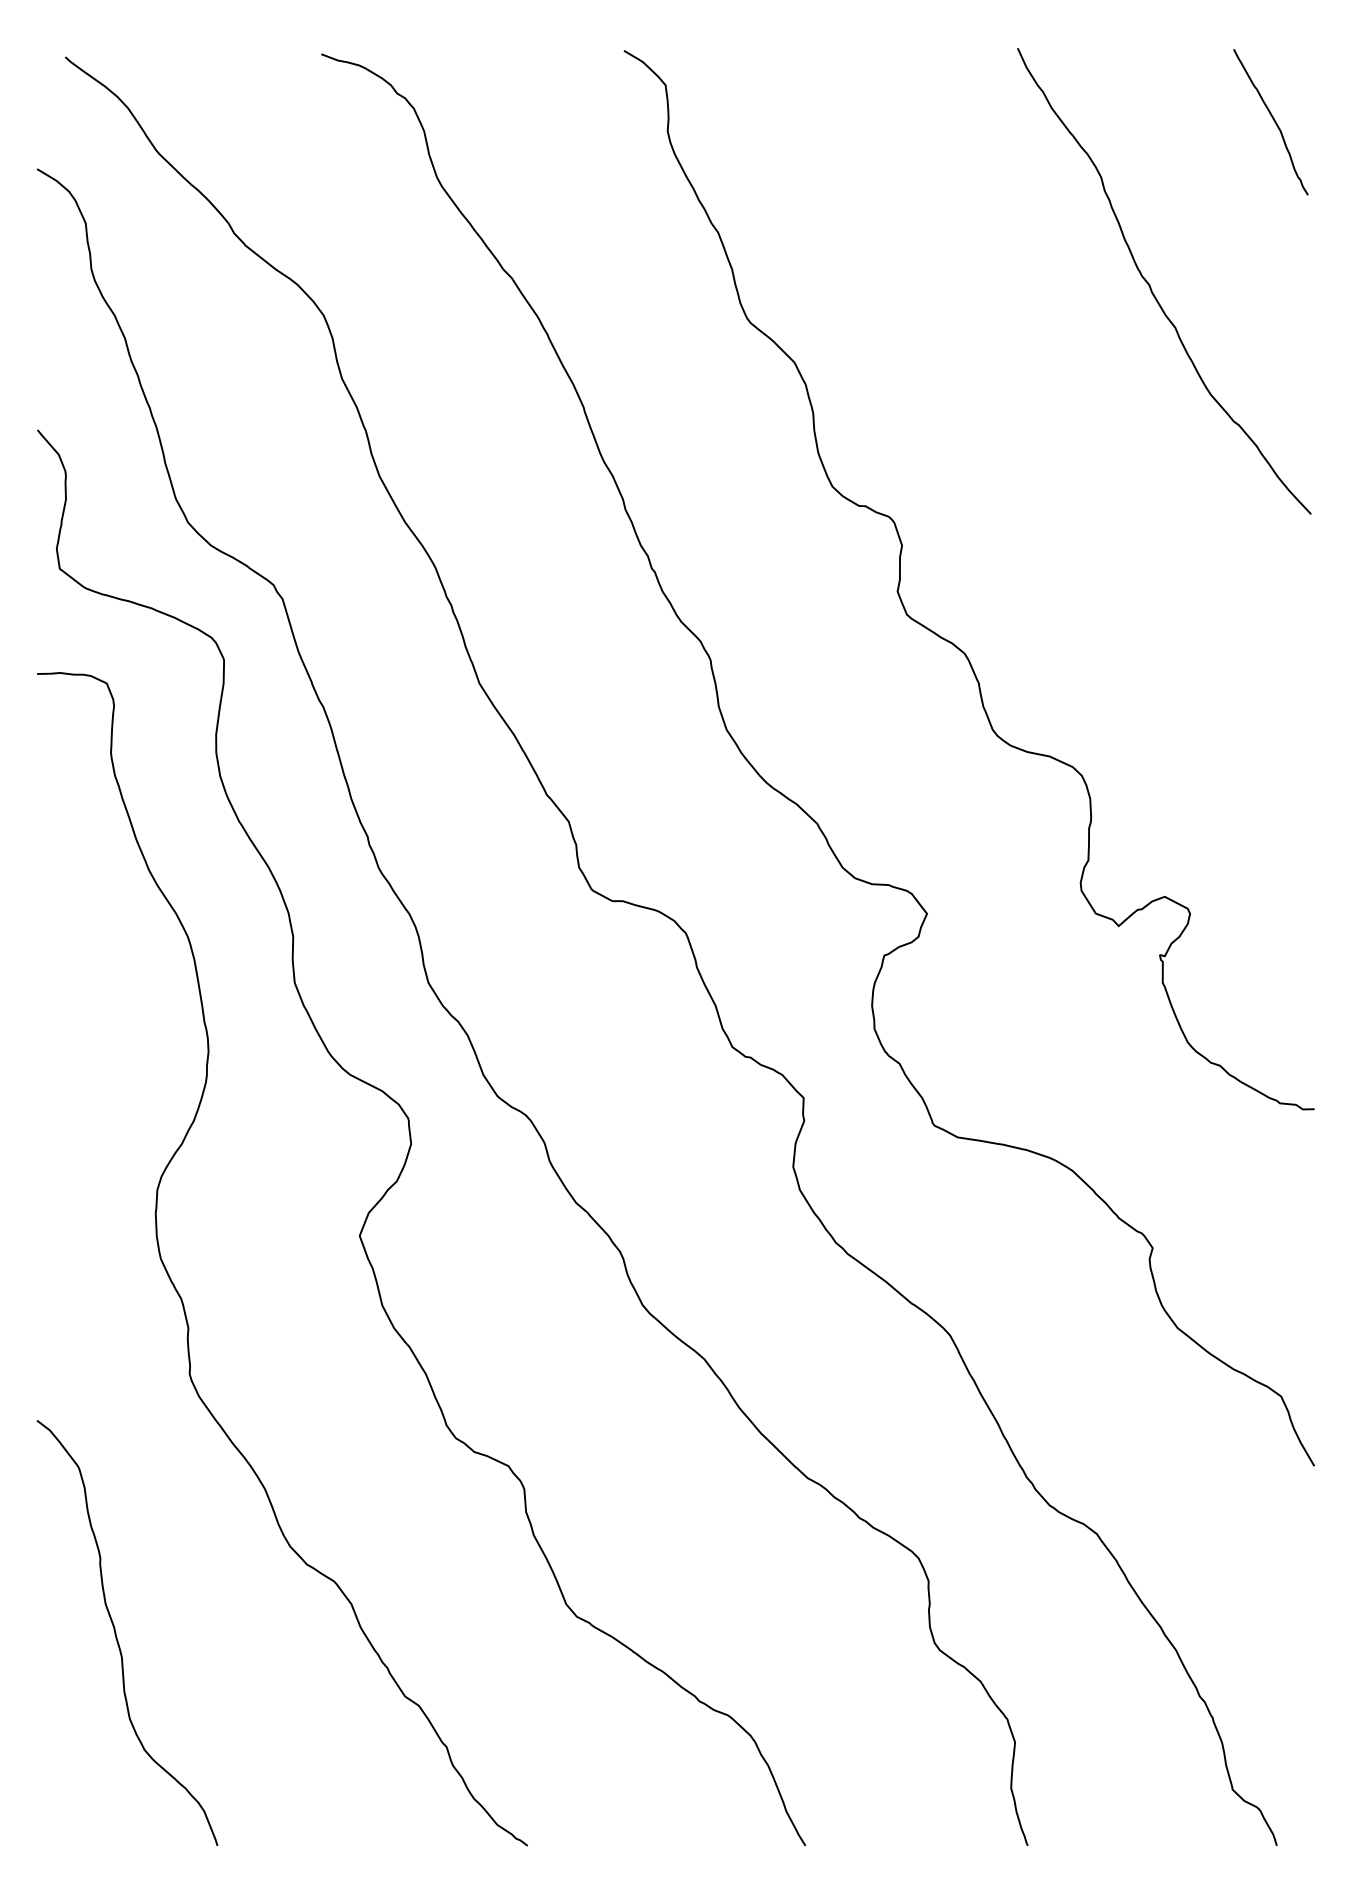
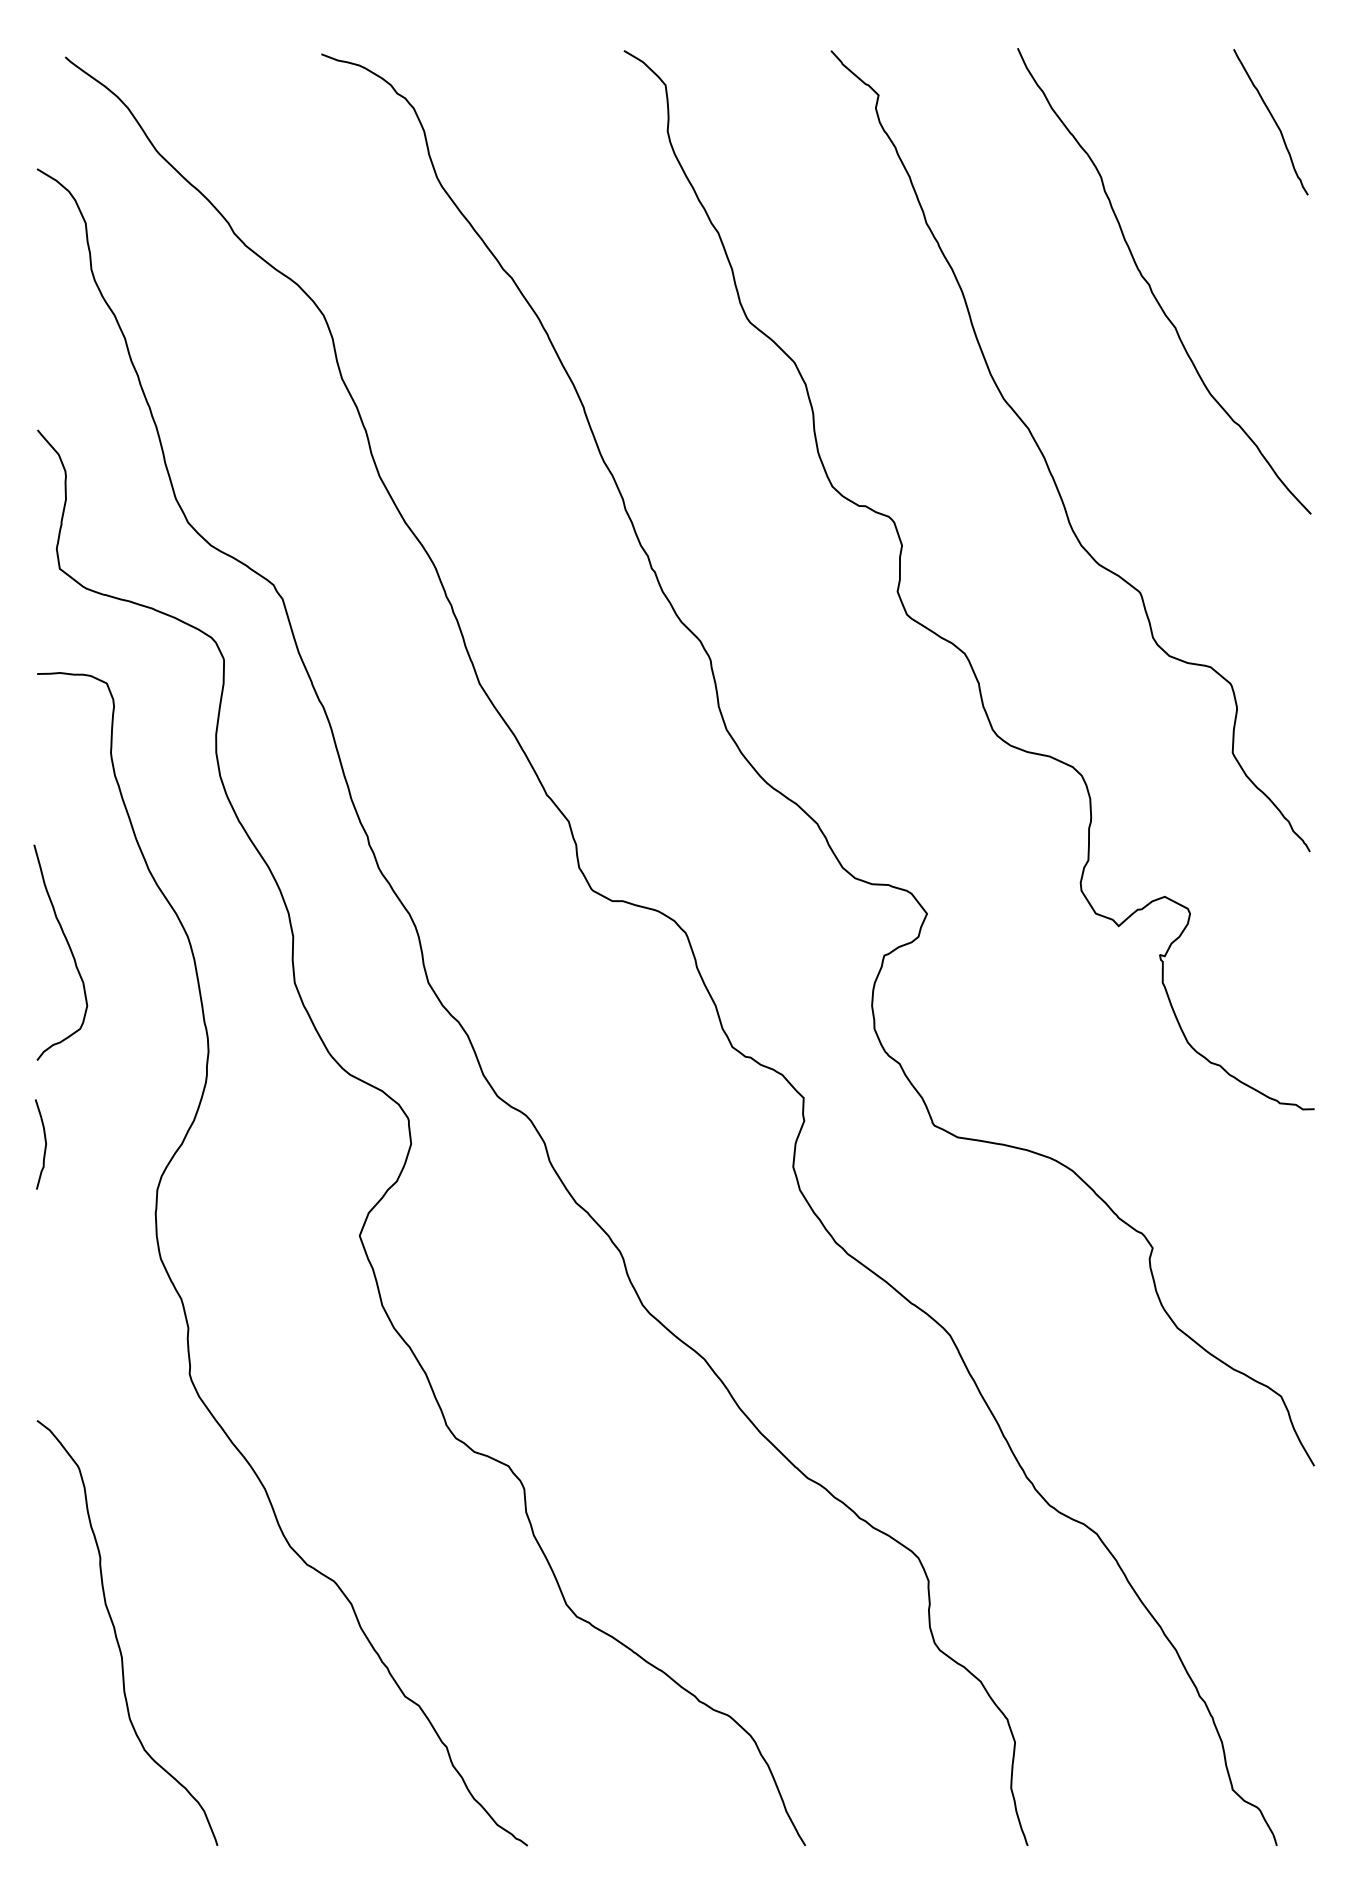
curve: none -> present (1047, 462)
curve: none -> present (68, 947)
curve: none -> present (44, 1146)
